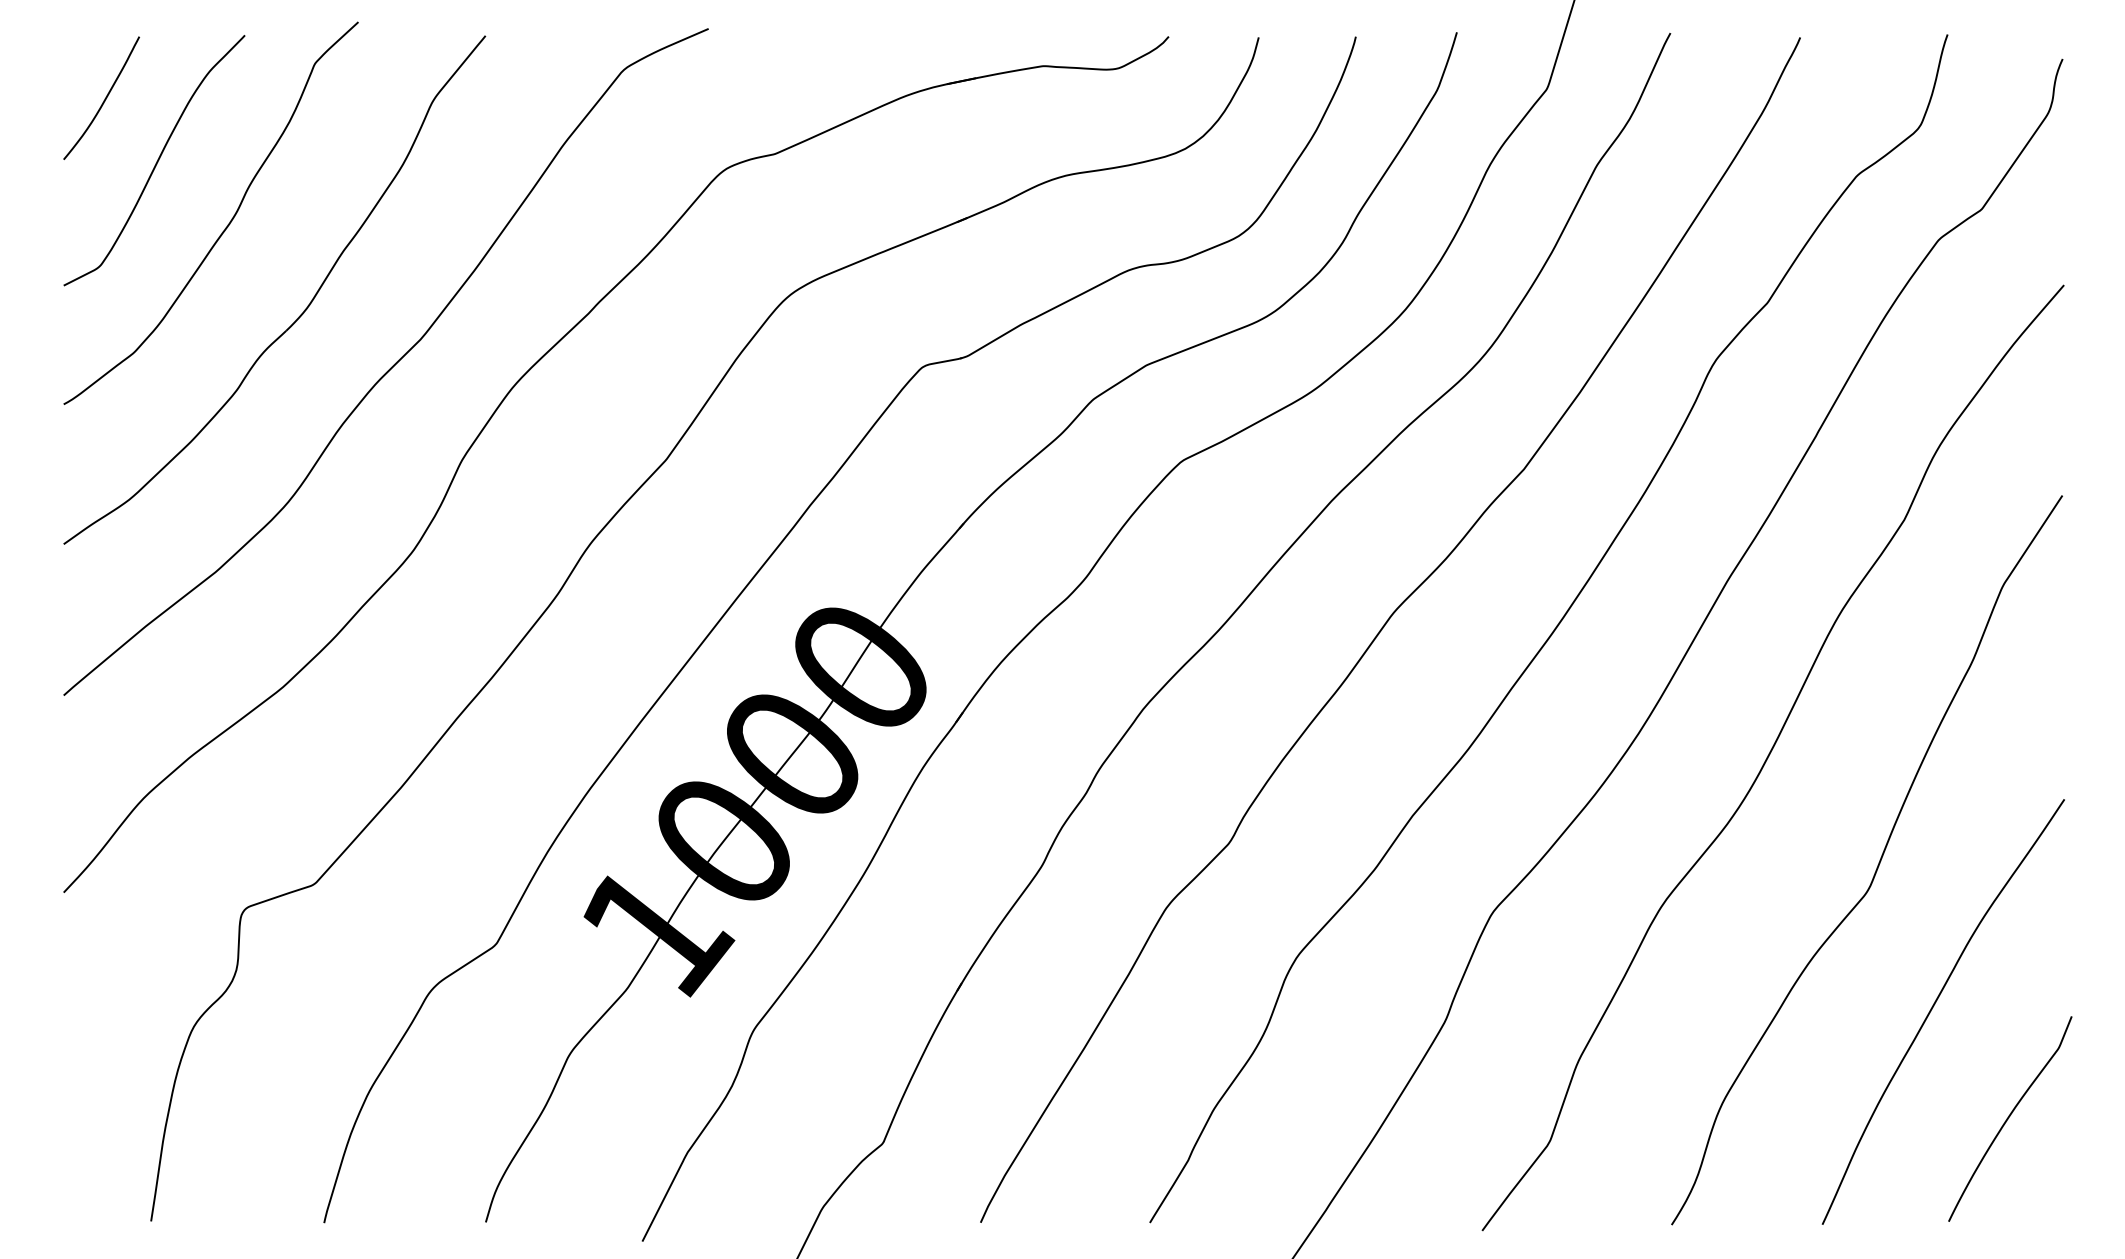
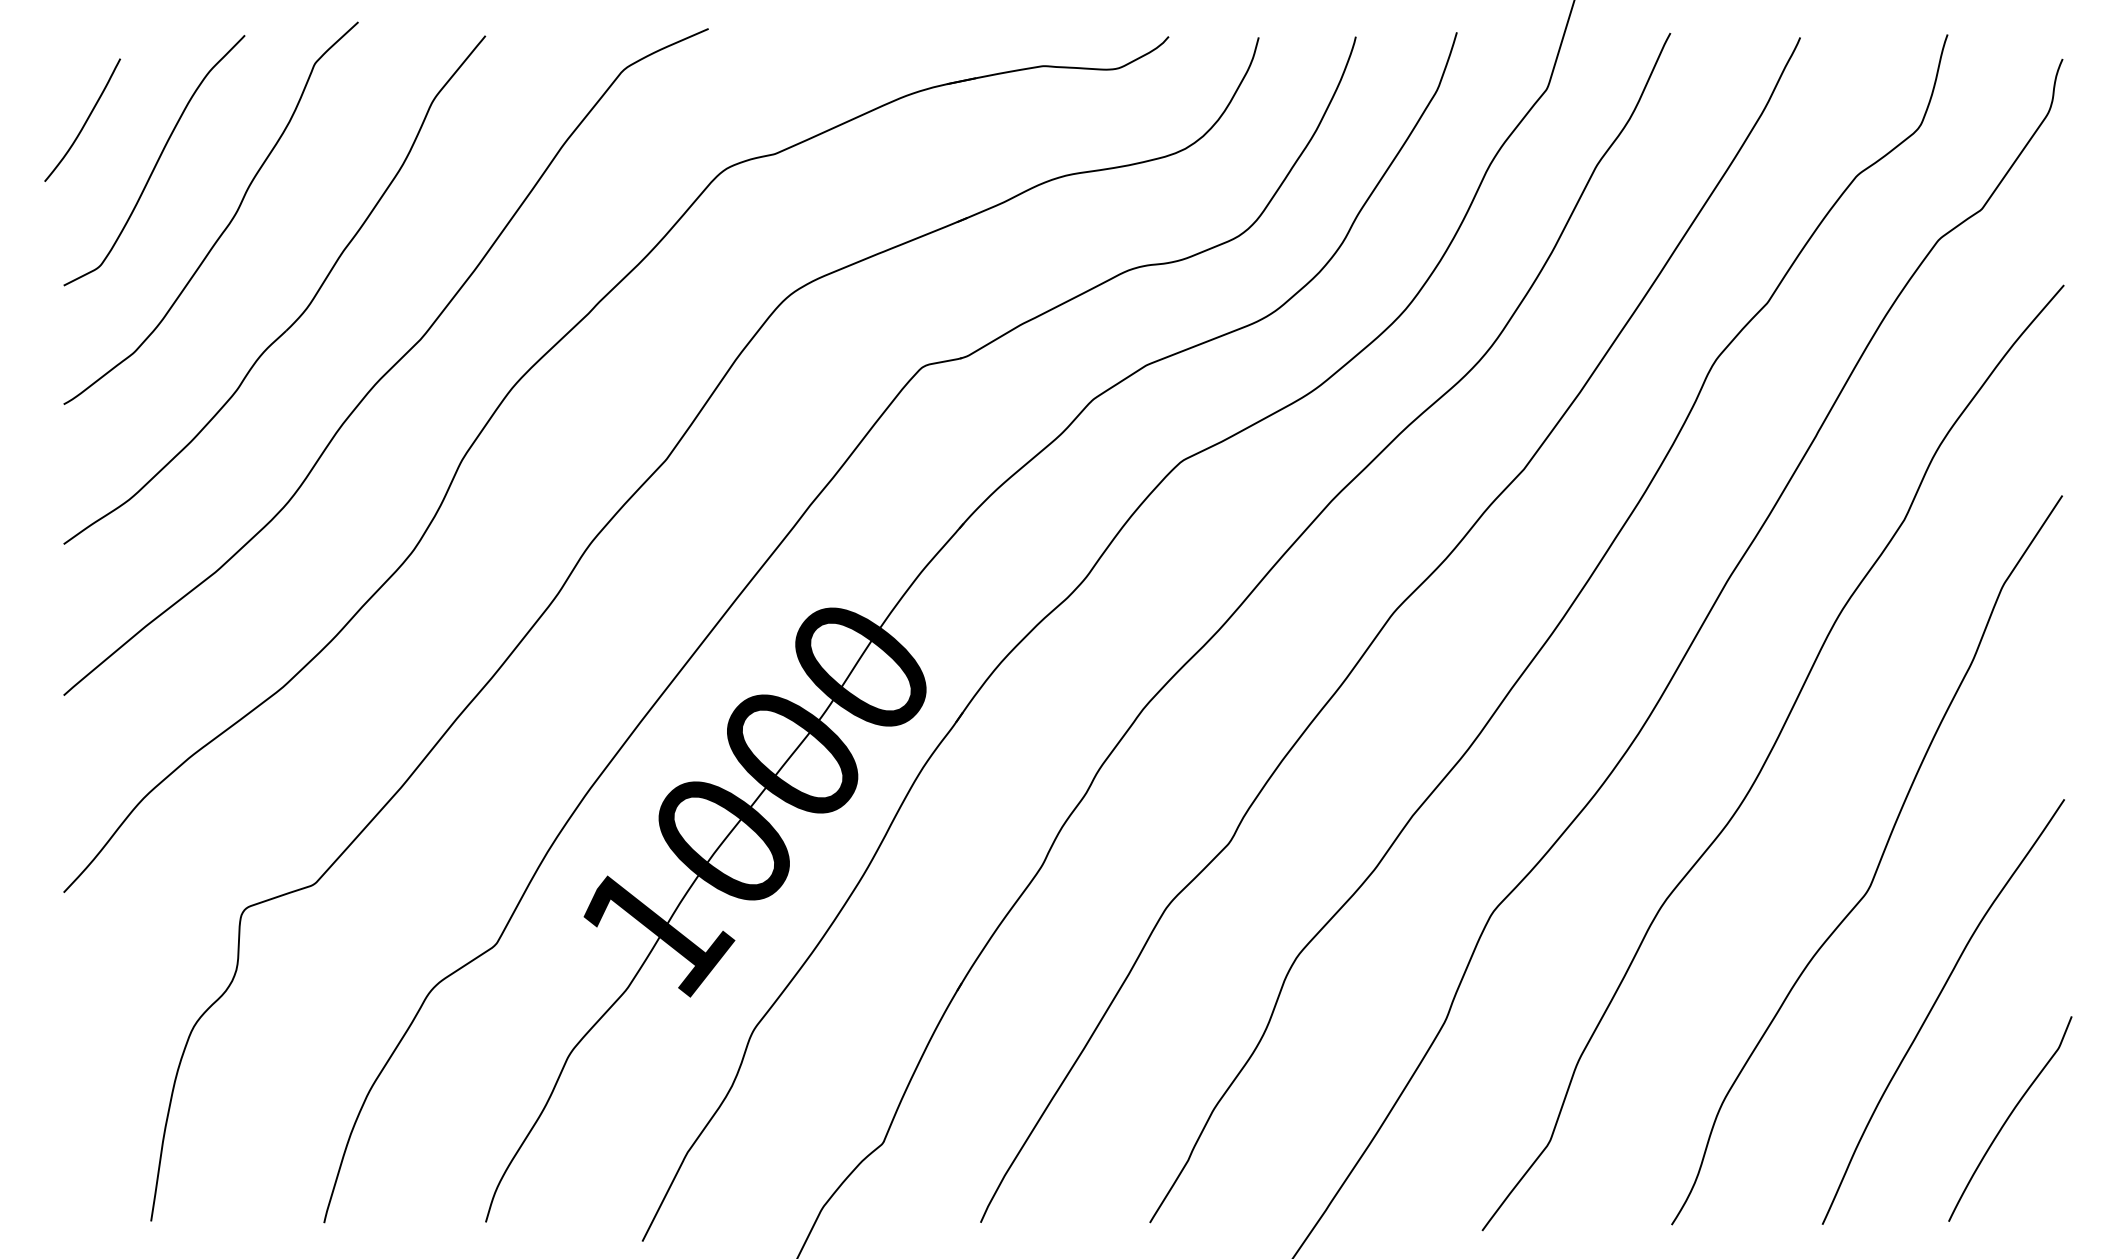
curve position: (104, 98) -> (85, 120) (85, 120)
